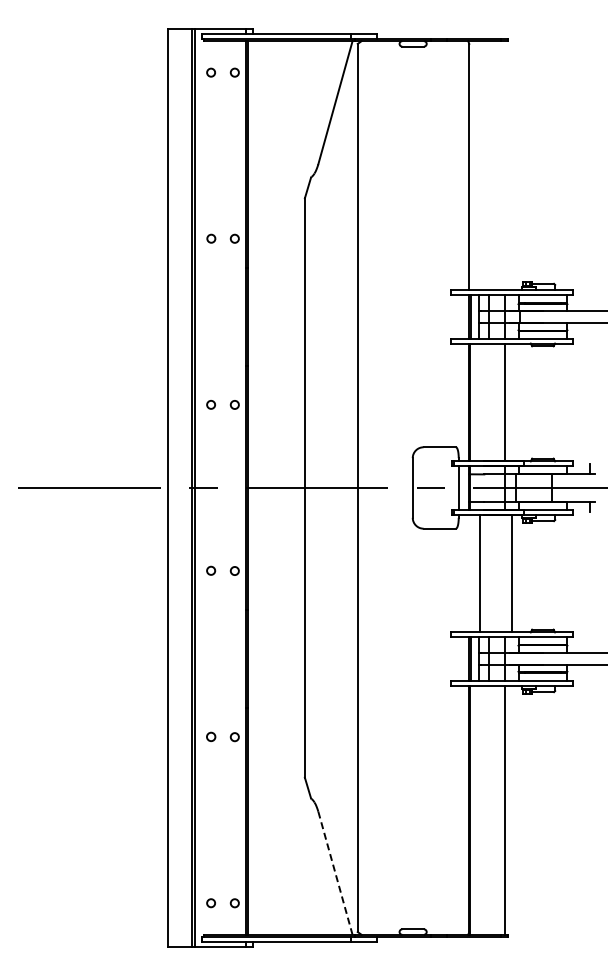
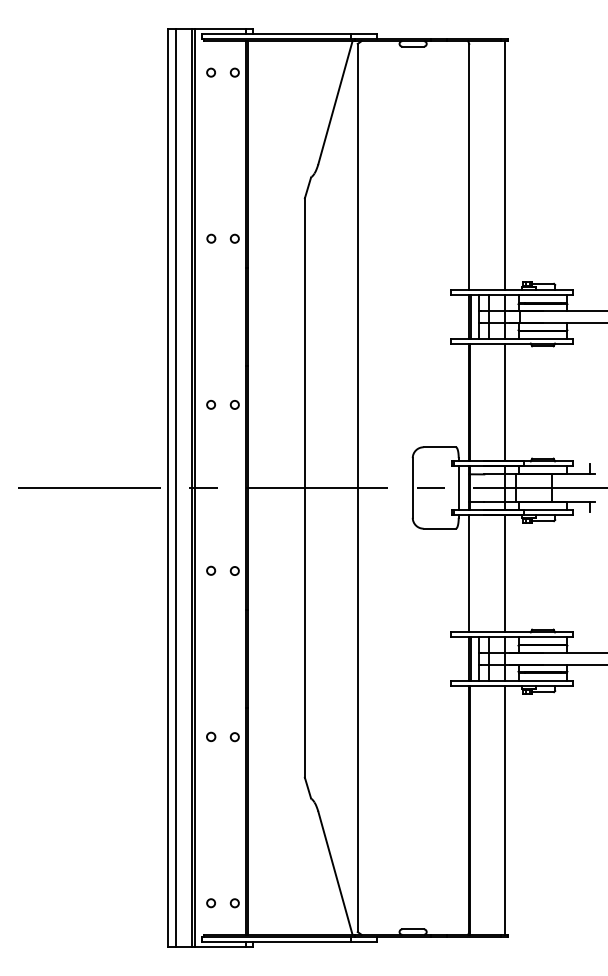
line: none -> present (504, 165)
line: none -> present (175, 487)
line position: (480, 573) -> (469, 573) (469, 573)
line position: (511, 573) -> (504, 573) (504, 573)
line: dashed -> solid (335, 873)
